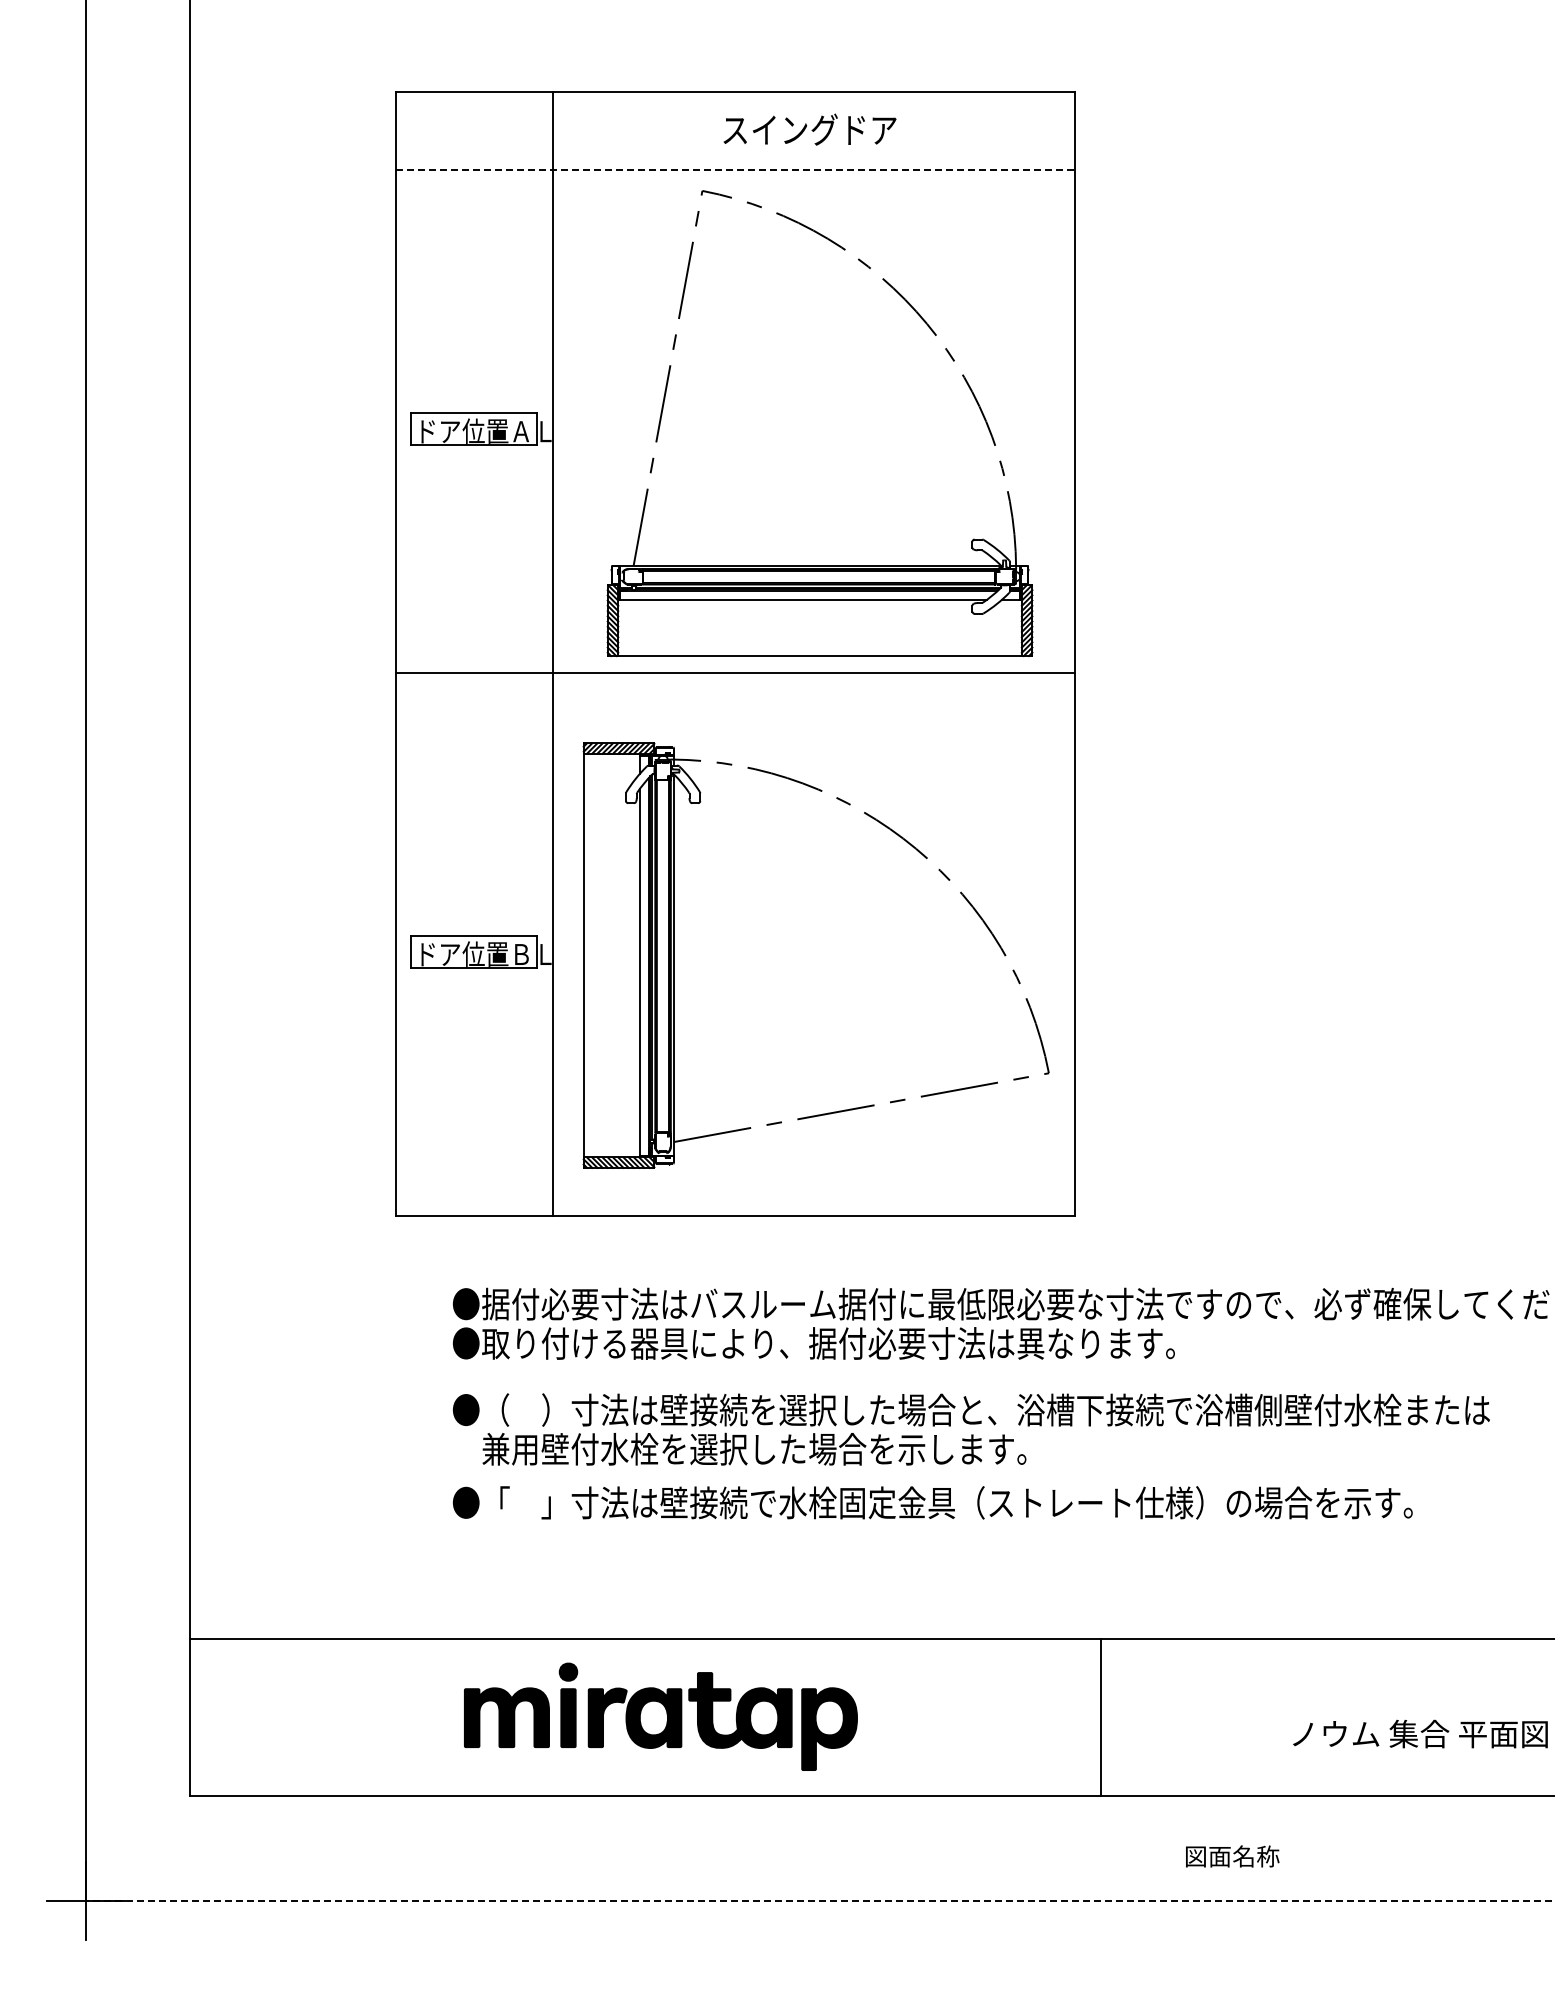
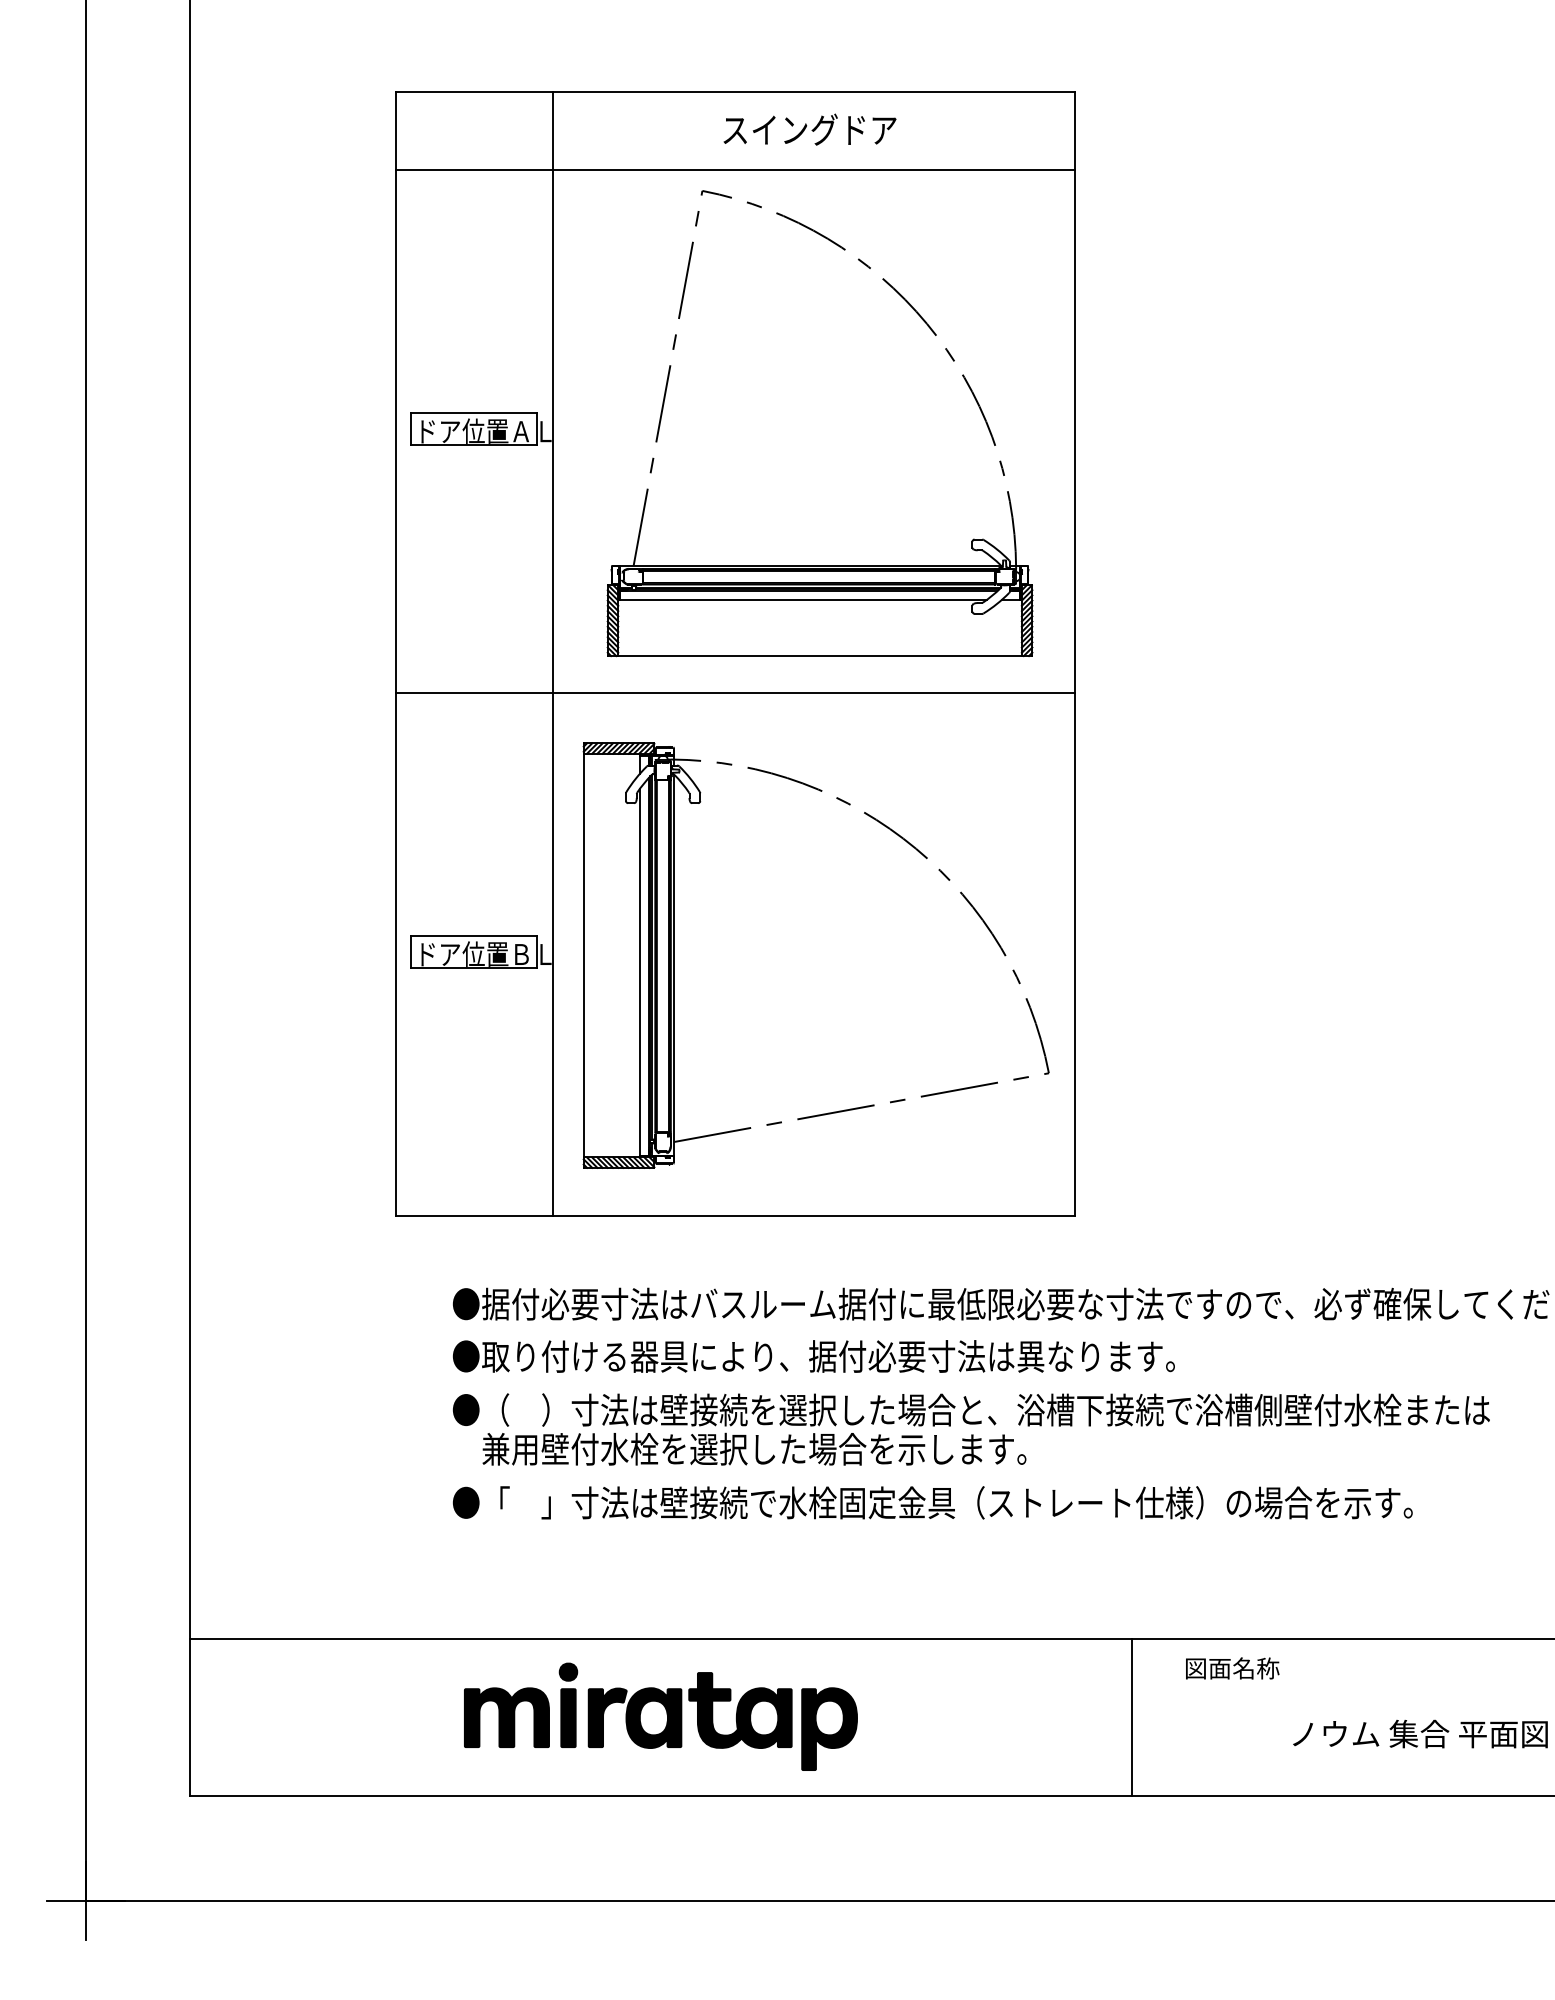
line: dashed -> solid (735, 170)
line position: (735, 673) -> (735, 693) (735, 693)
text position: (813, 1343) -> (813, 1356) (813, 1356)
line position: (1100, 1717) -> (1131, 1717) (1131, 1717)
text position: (1232, 1856) -> (1232, 1668) (1232, 1668)
line: dashed -> solid (819, 1900)
